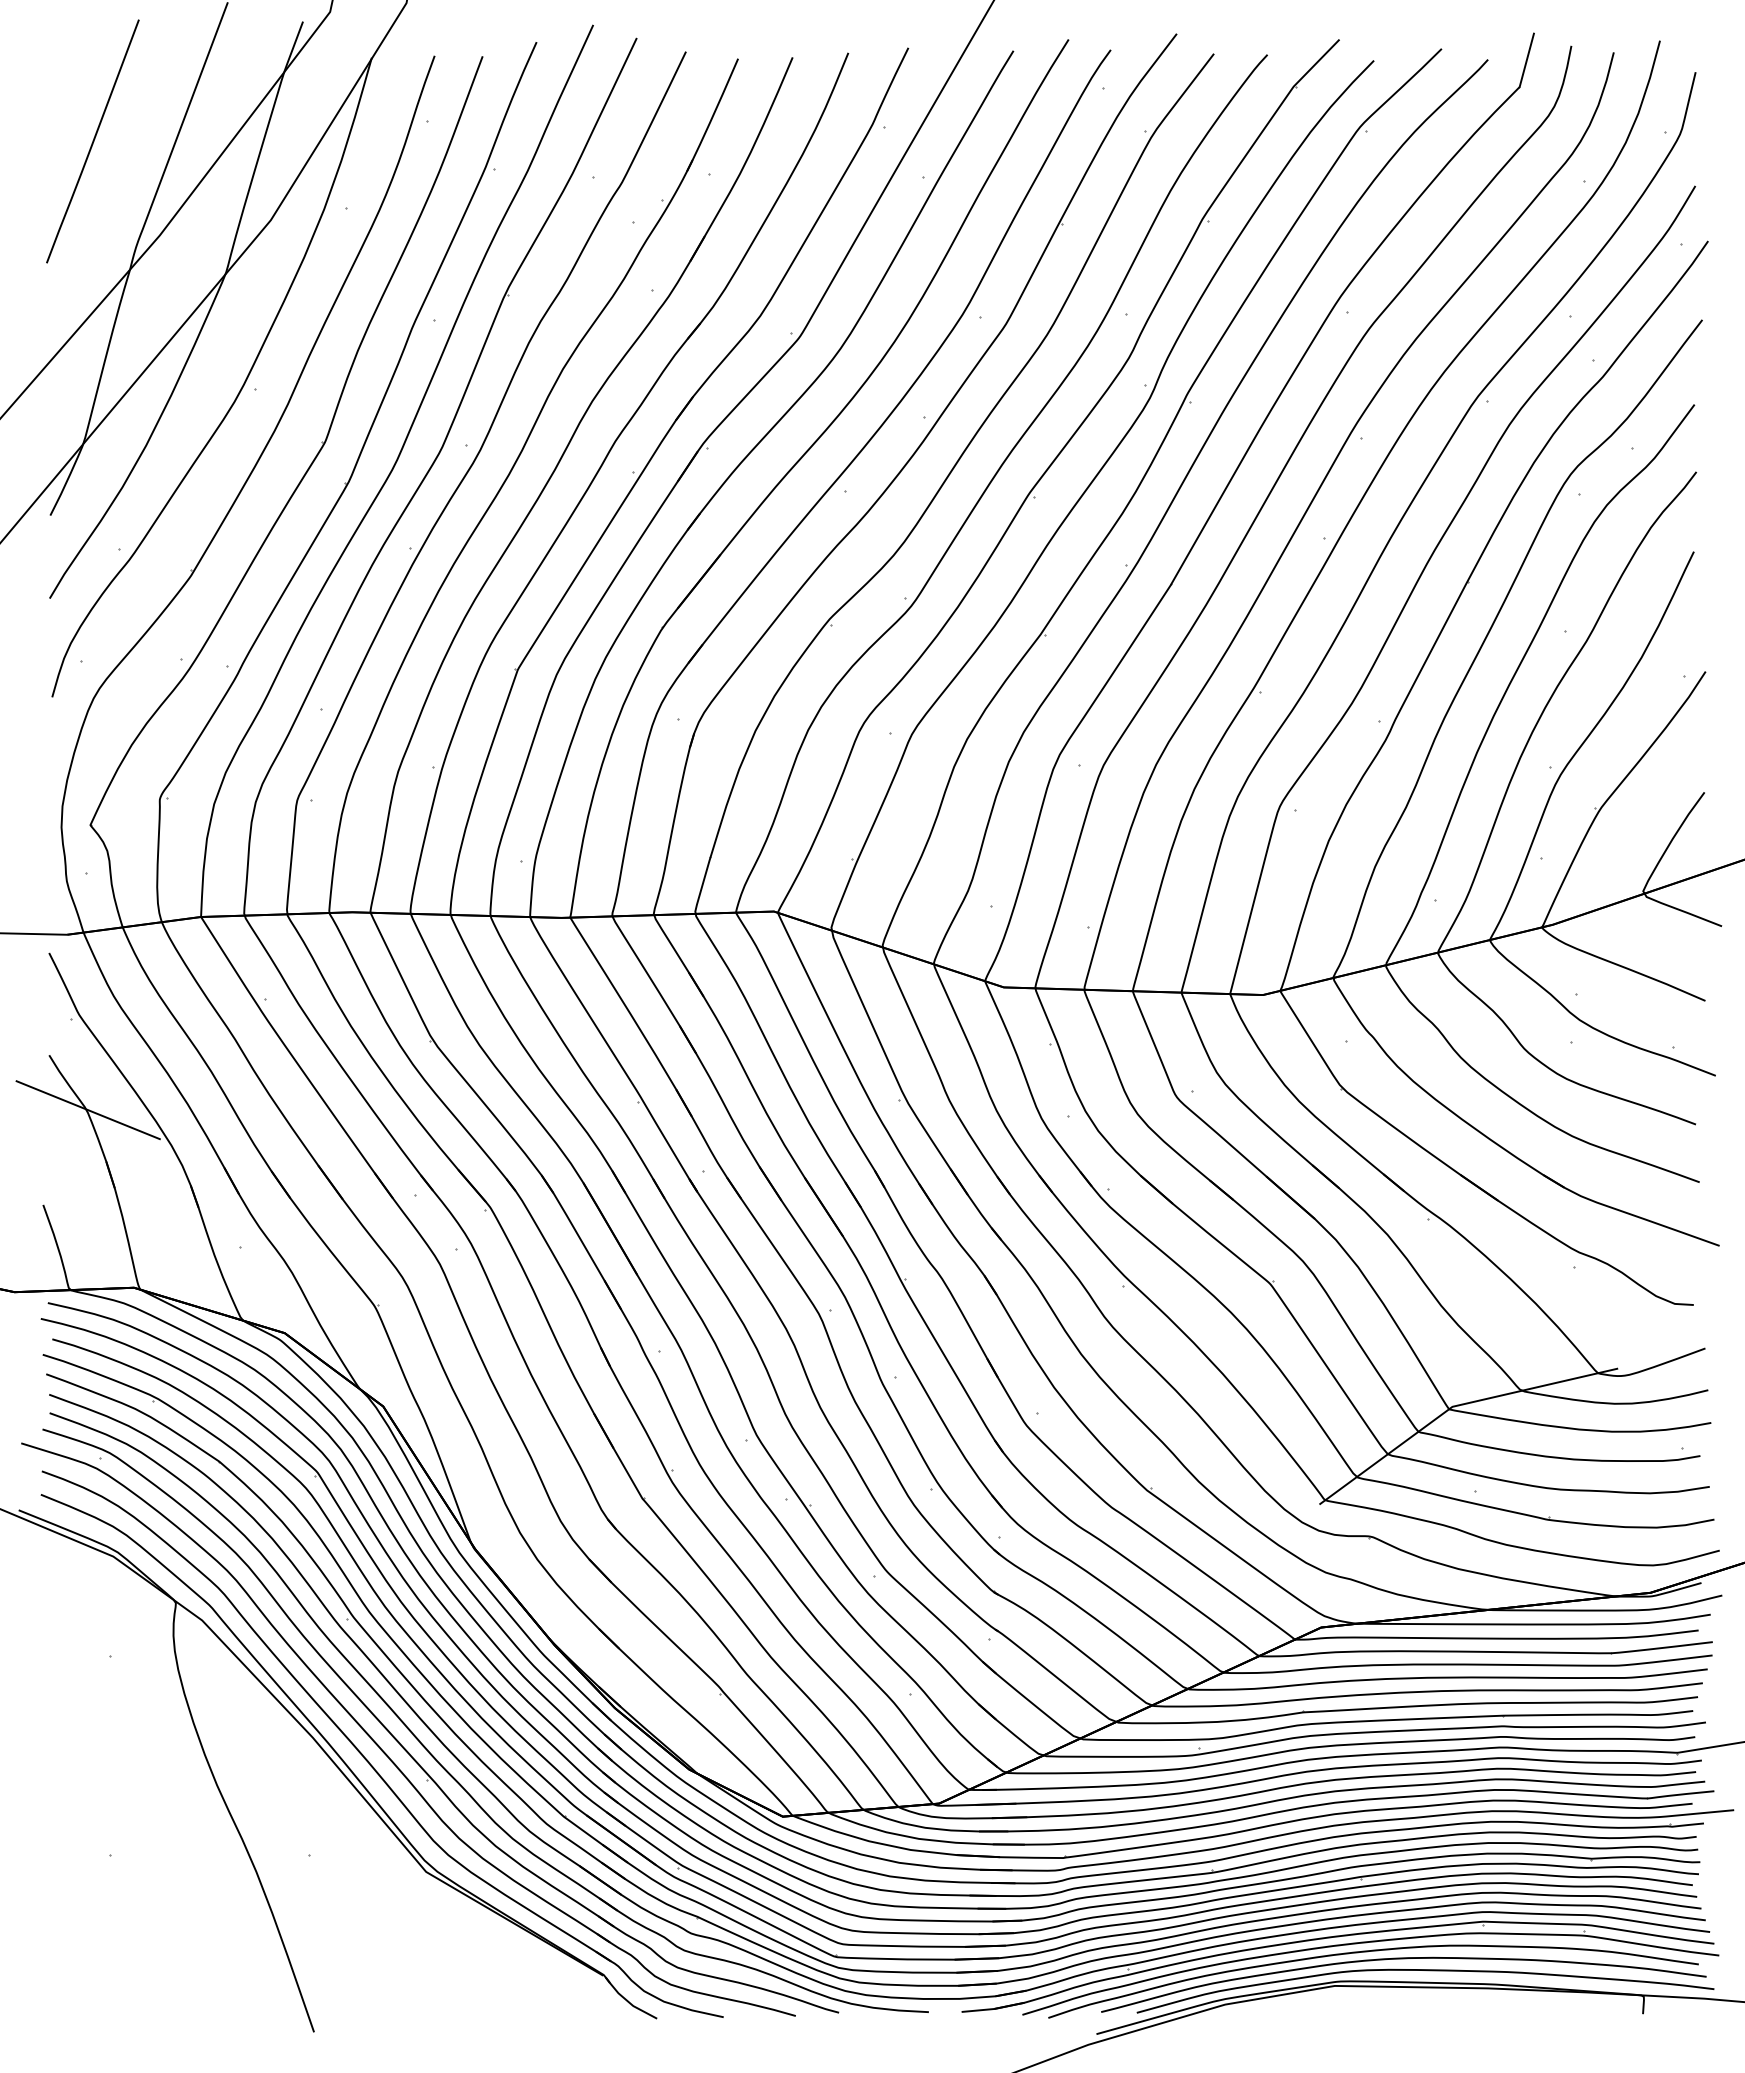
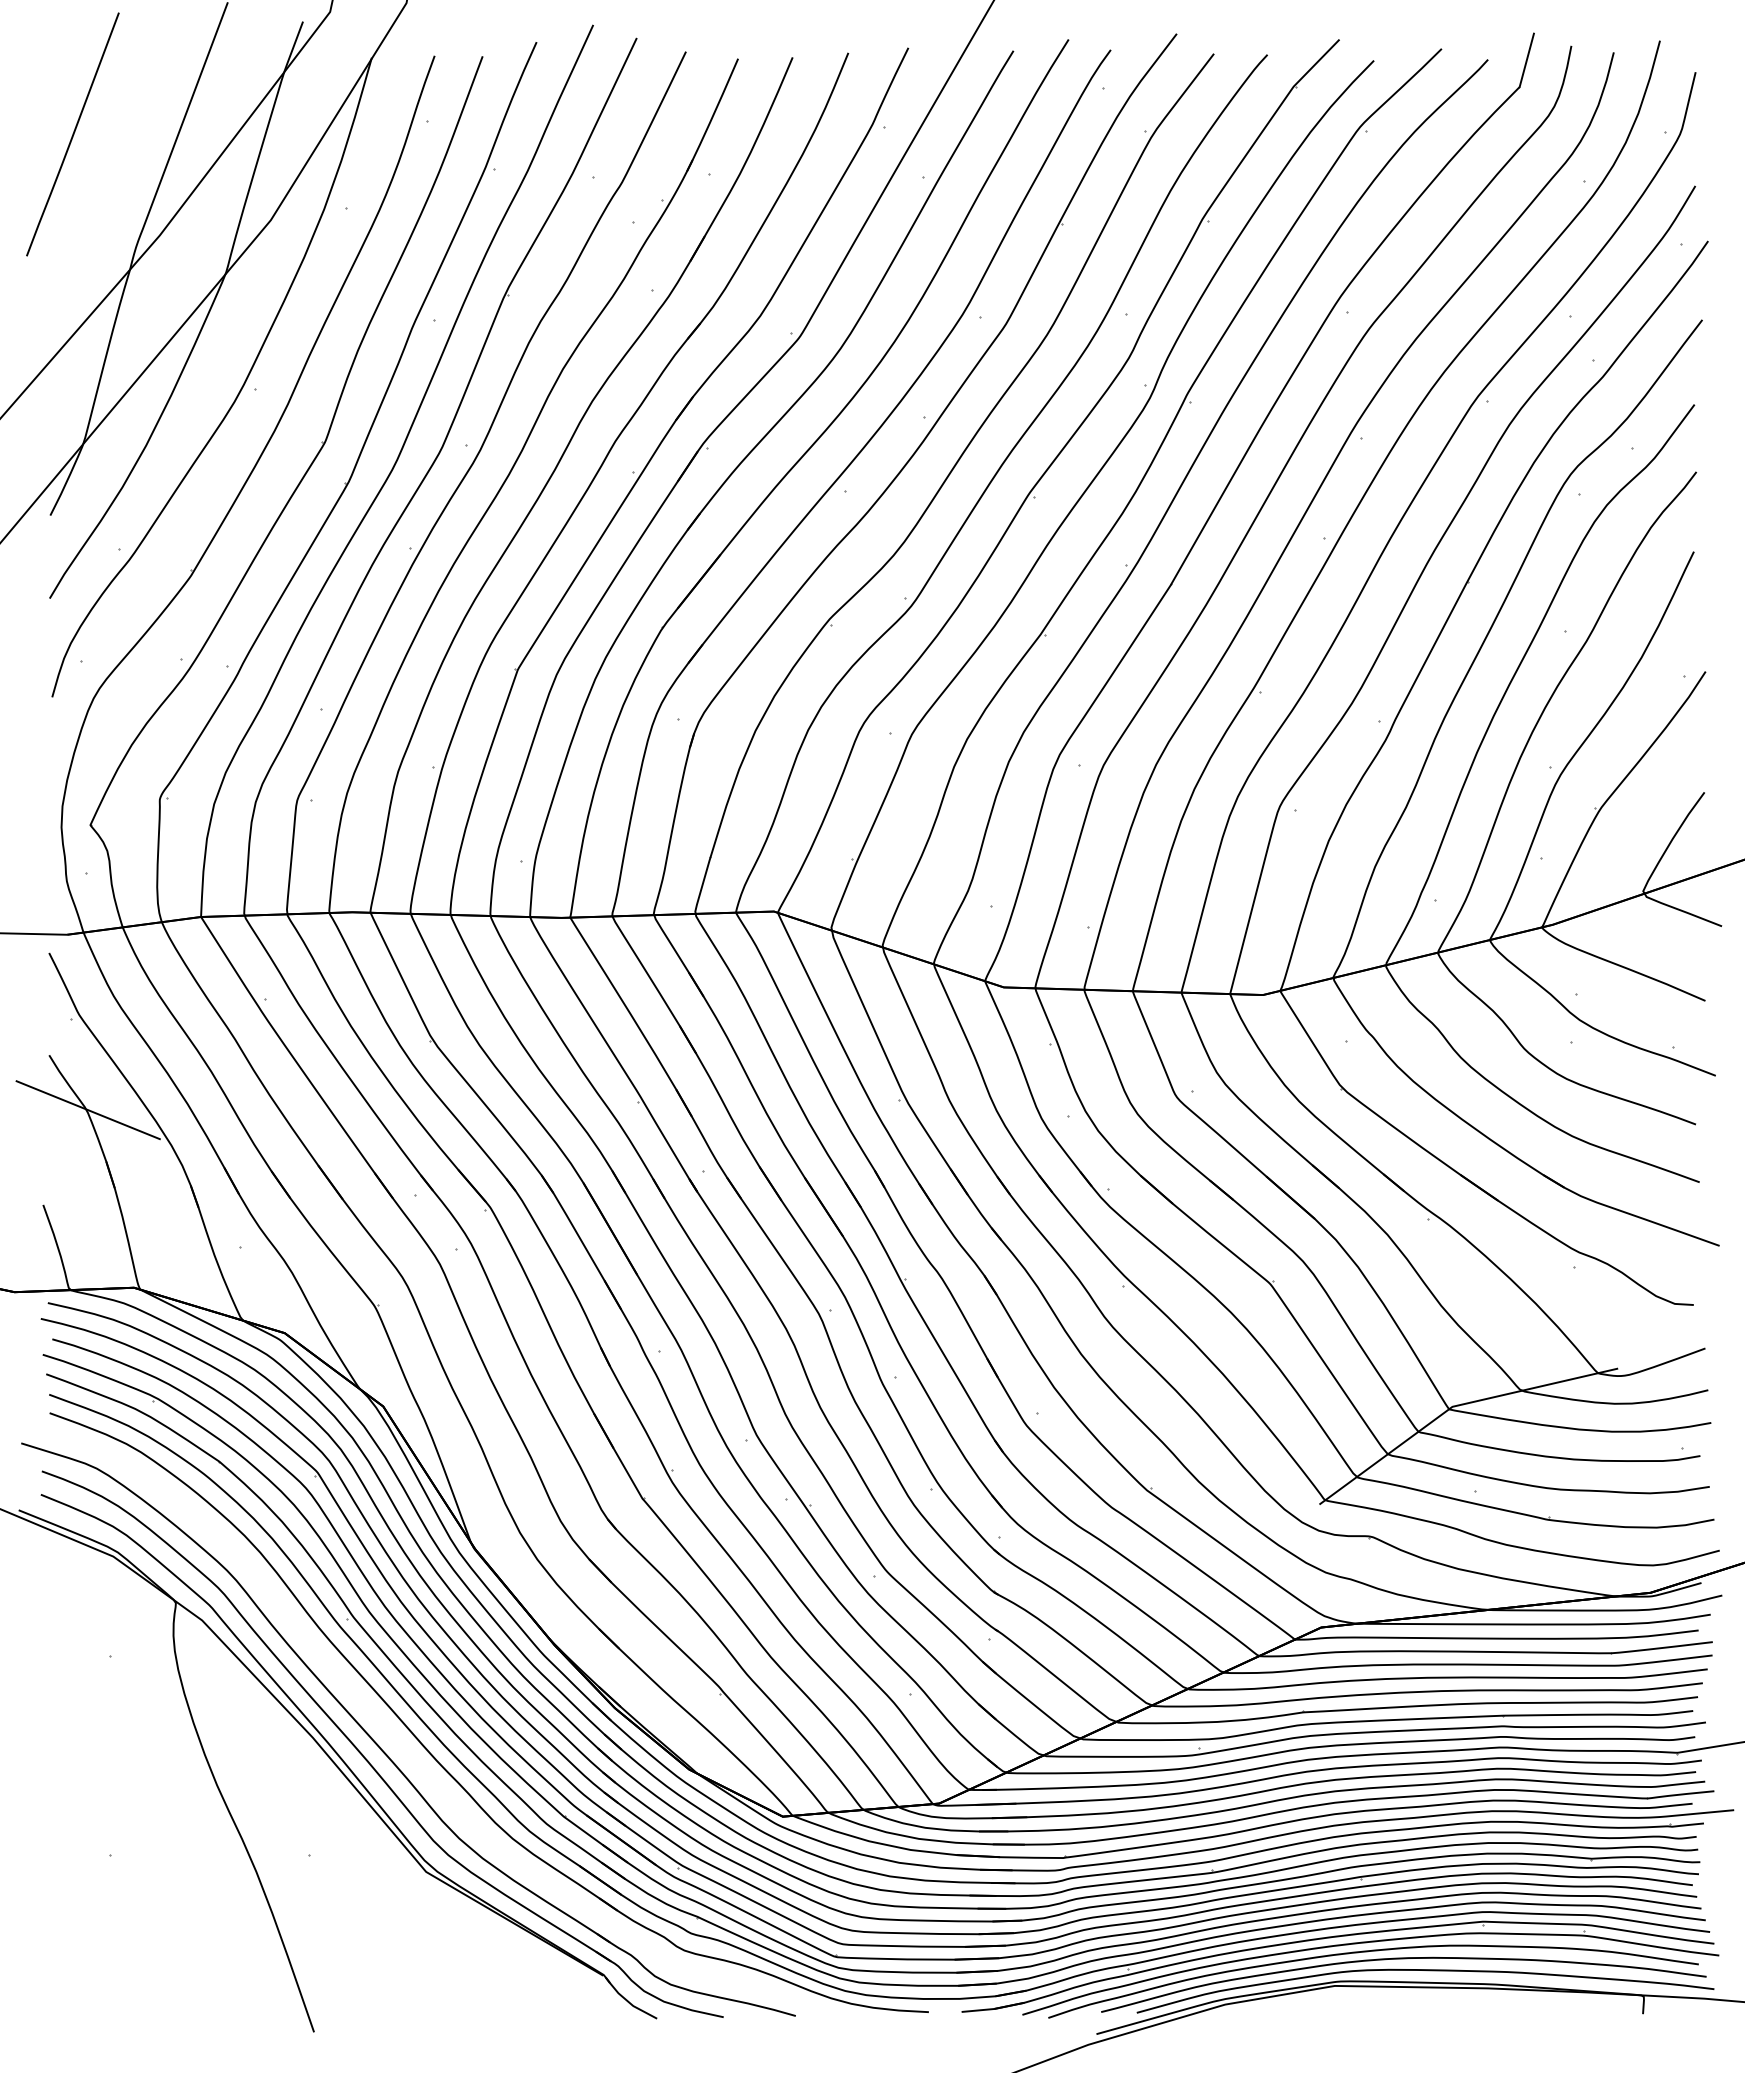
line position: (92, 141) -> (72, 134) (72, 134)
part: present -> none (408, 1751)
